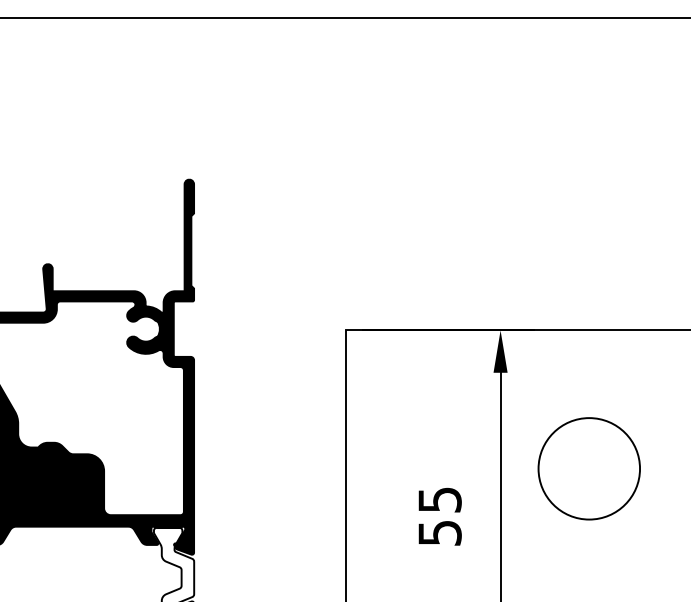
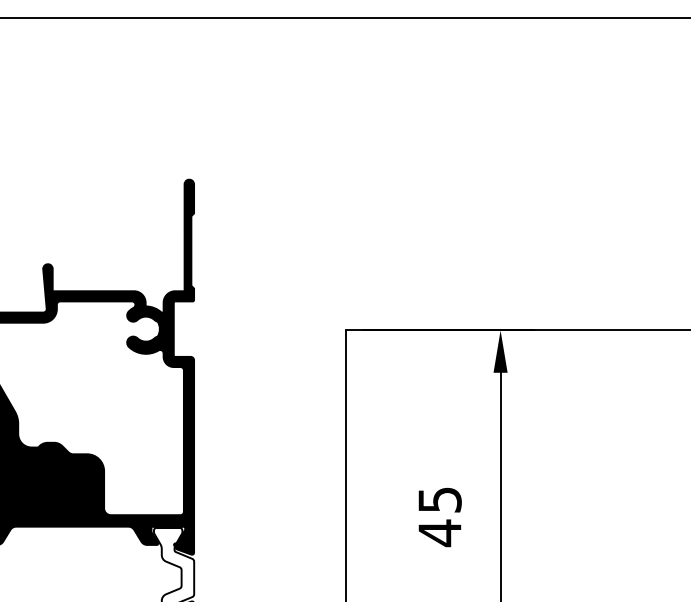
circle: present -> none (588, 468)
text: 55 -> 45 (439, 533)
